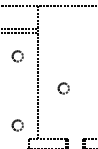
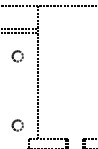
circle: present -> none (63, 88)
